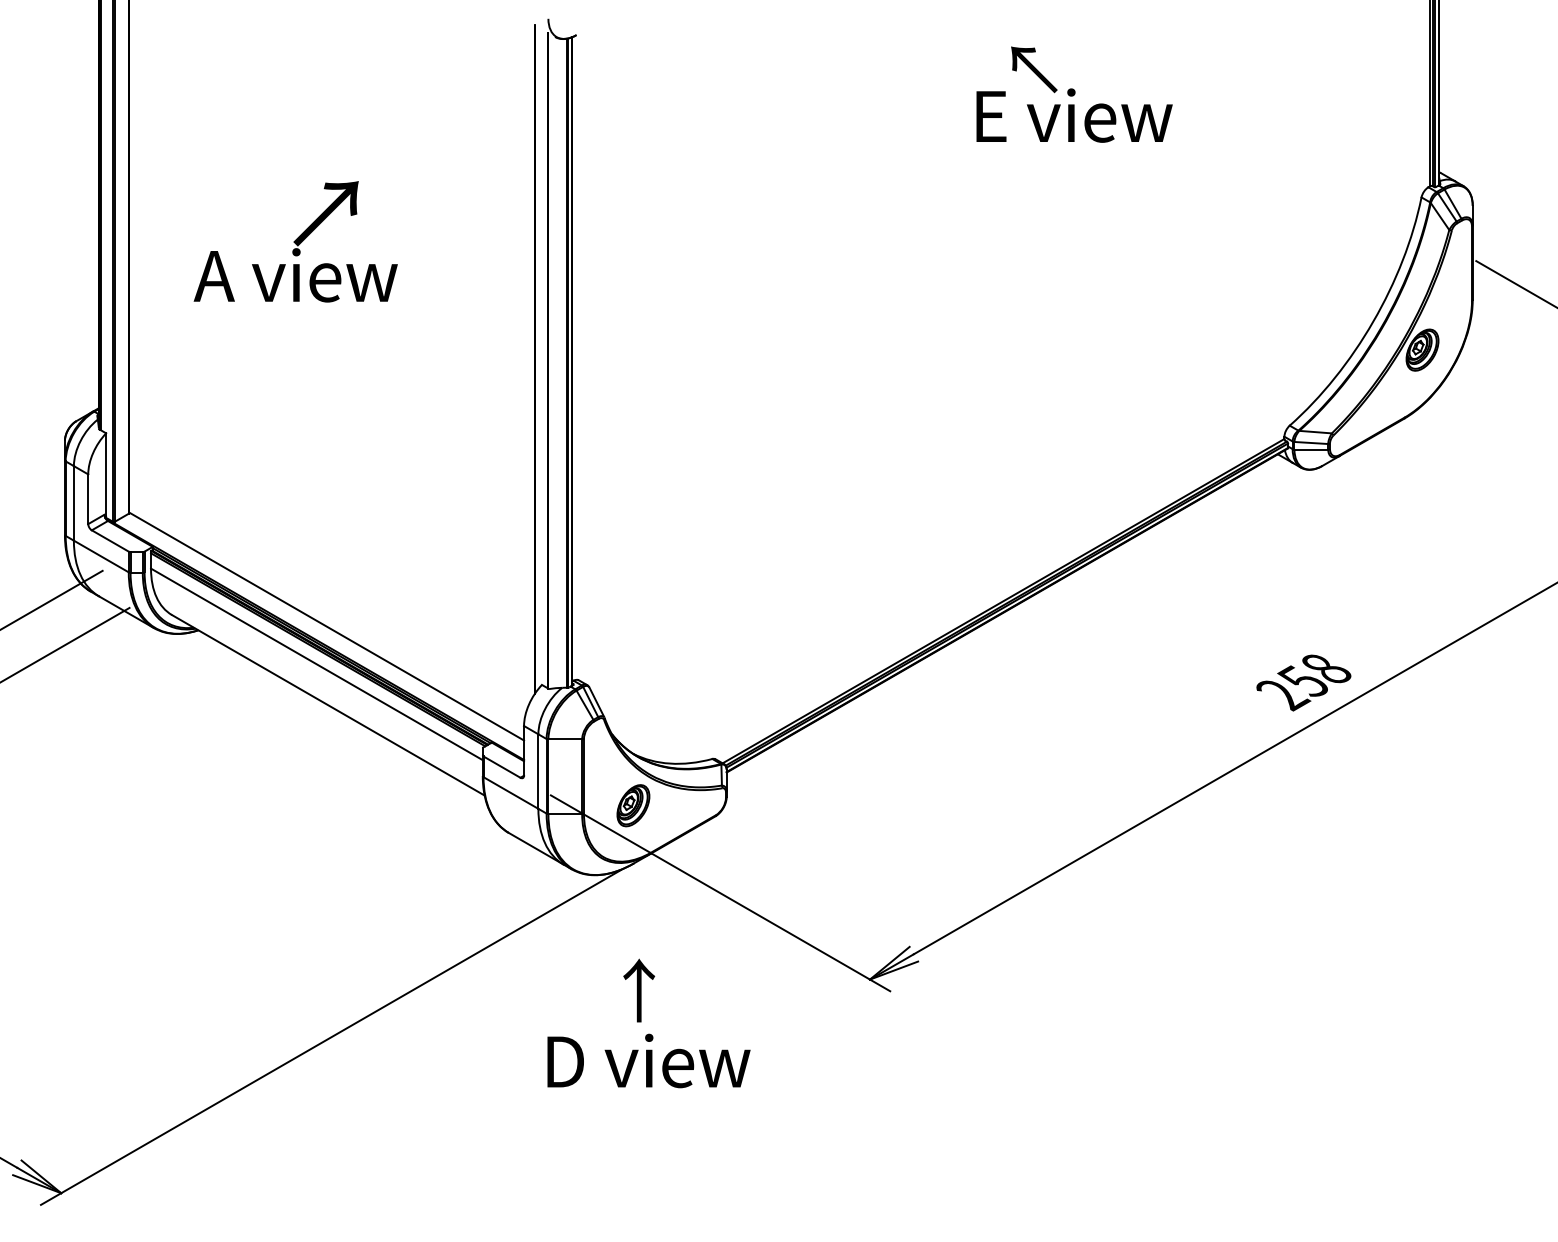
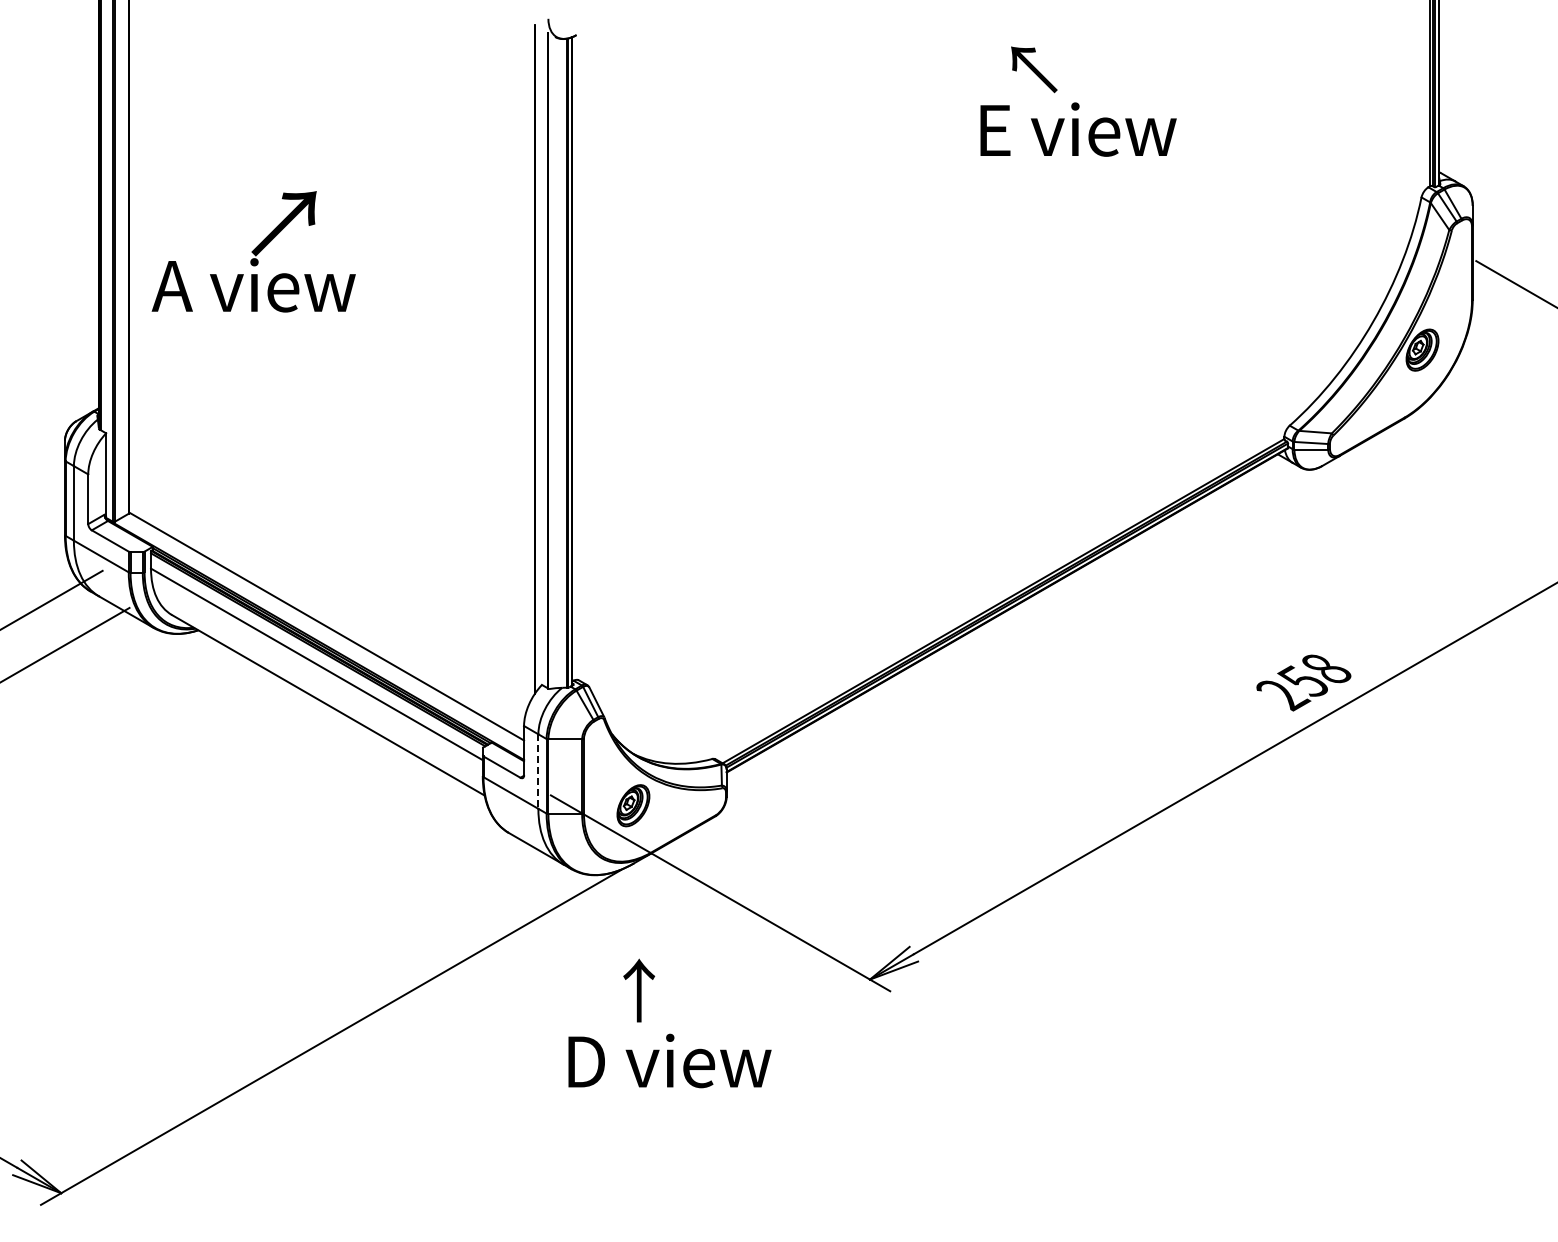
text position: (1074, 115) -> (1078, 129) (1078, 129)
text position: (295, 241) -> (253, 251) (253, 251)
line: solid -> dashed (538, 772)
text position: (648, 1060) -> (669, 1060) (669, 1060)
